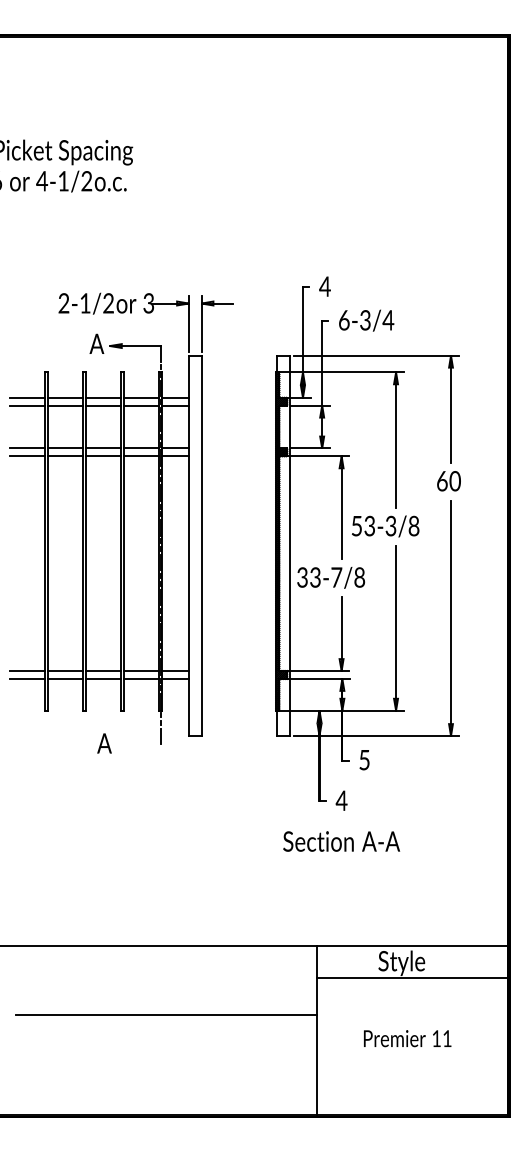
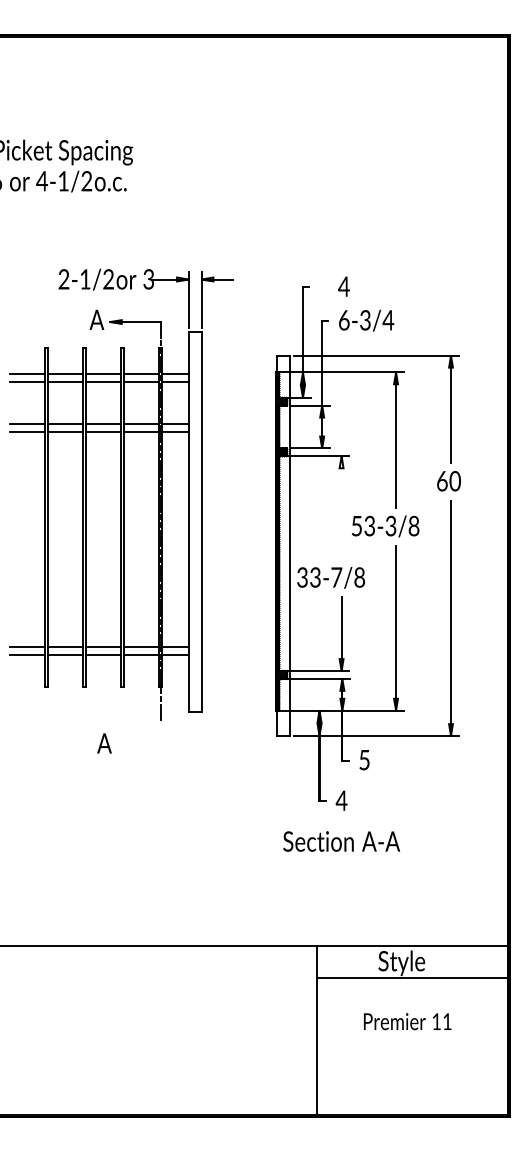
text position: (324, 286) -> (343, 286) (343, 286)
line: present -> none (341, 507)
part position: (121, 518) -> (121, 494) (121, 494)
line: present -> none (166, 1015)
text position: (407, 1038) -> (407, 1021) (407, 1021)
